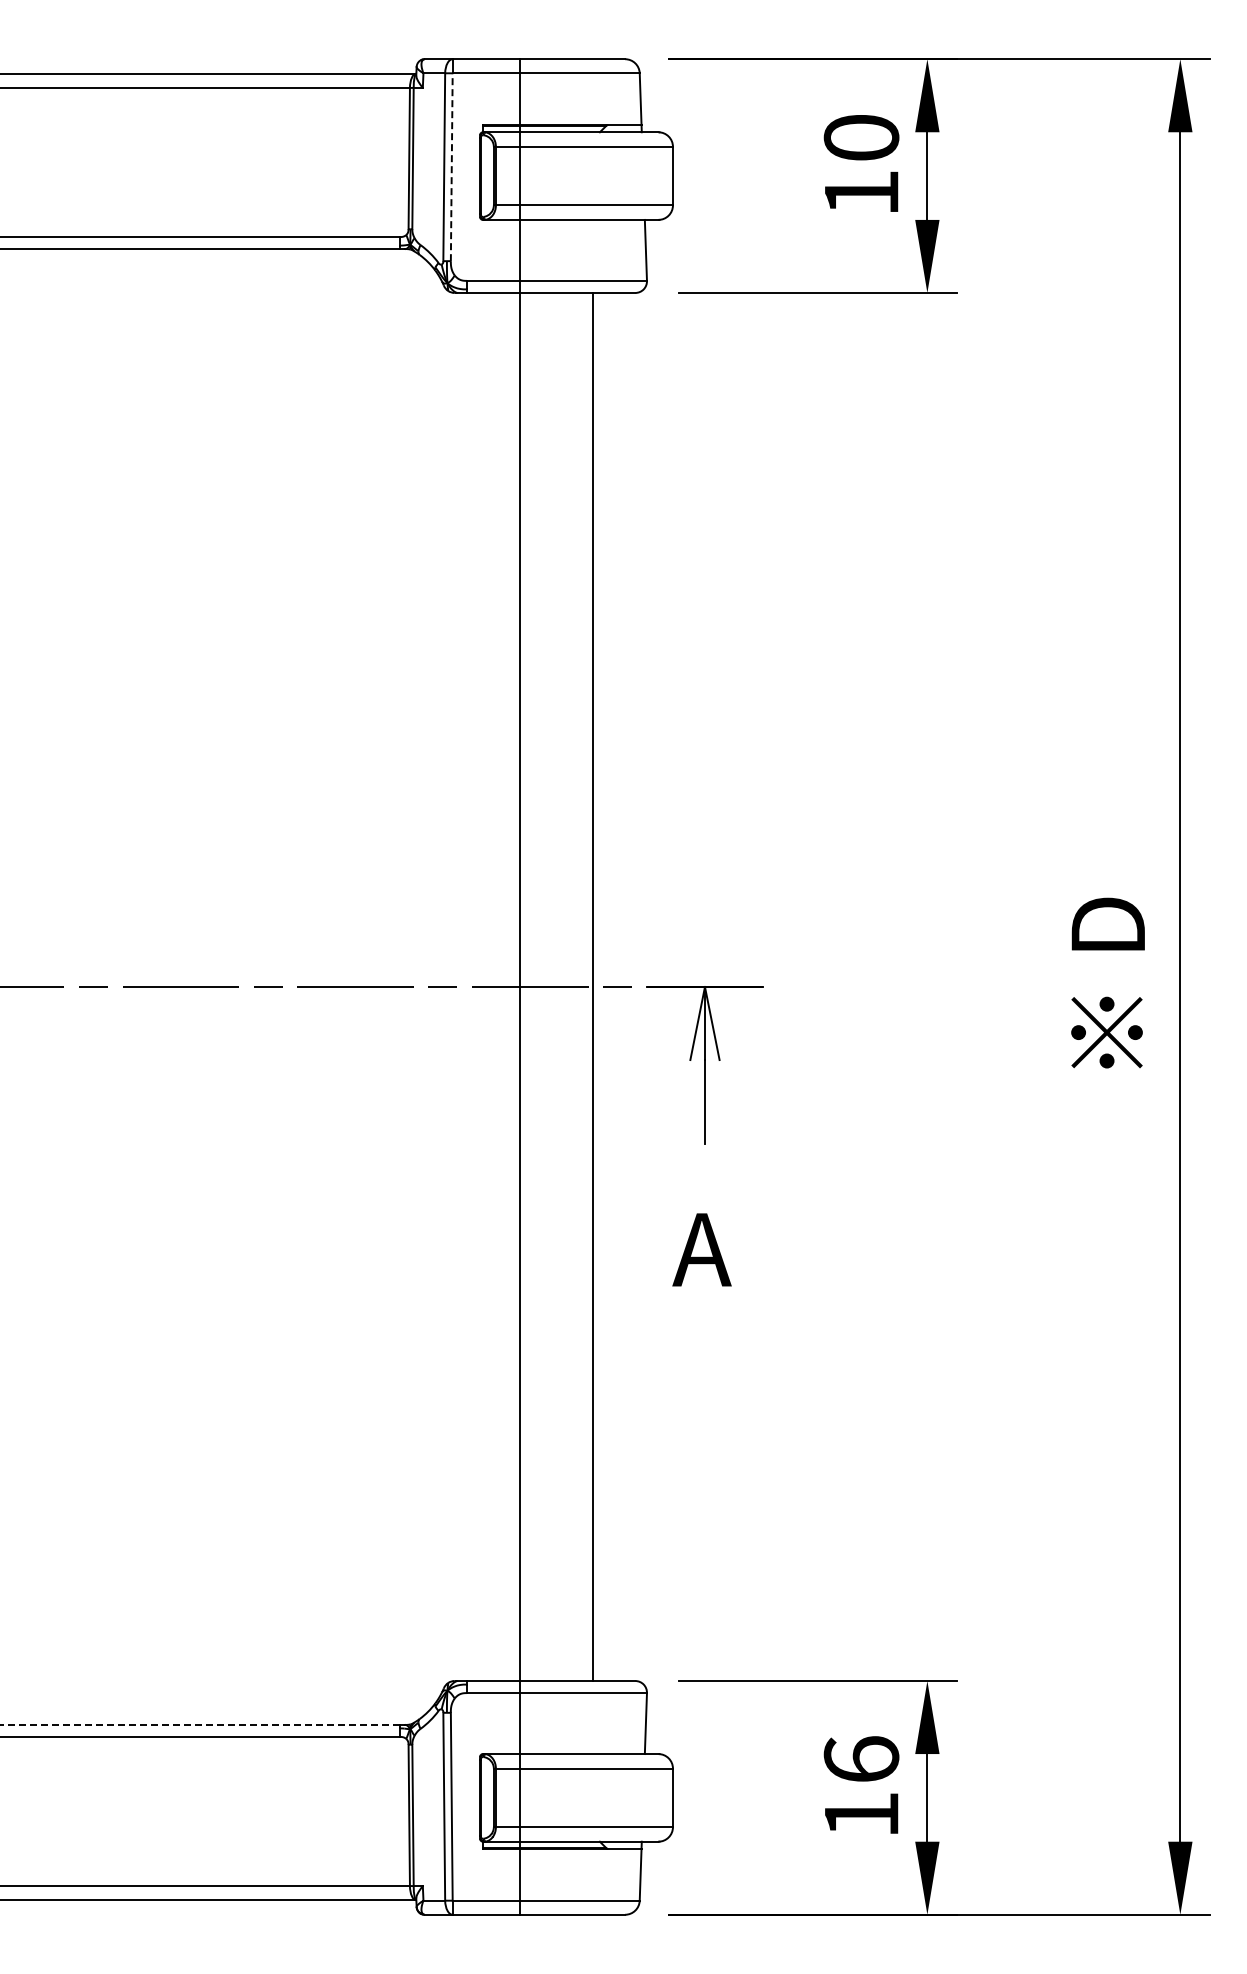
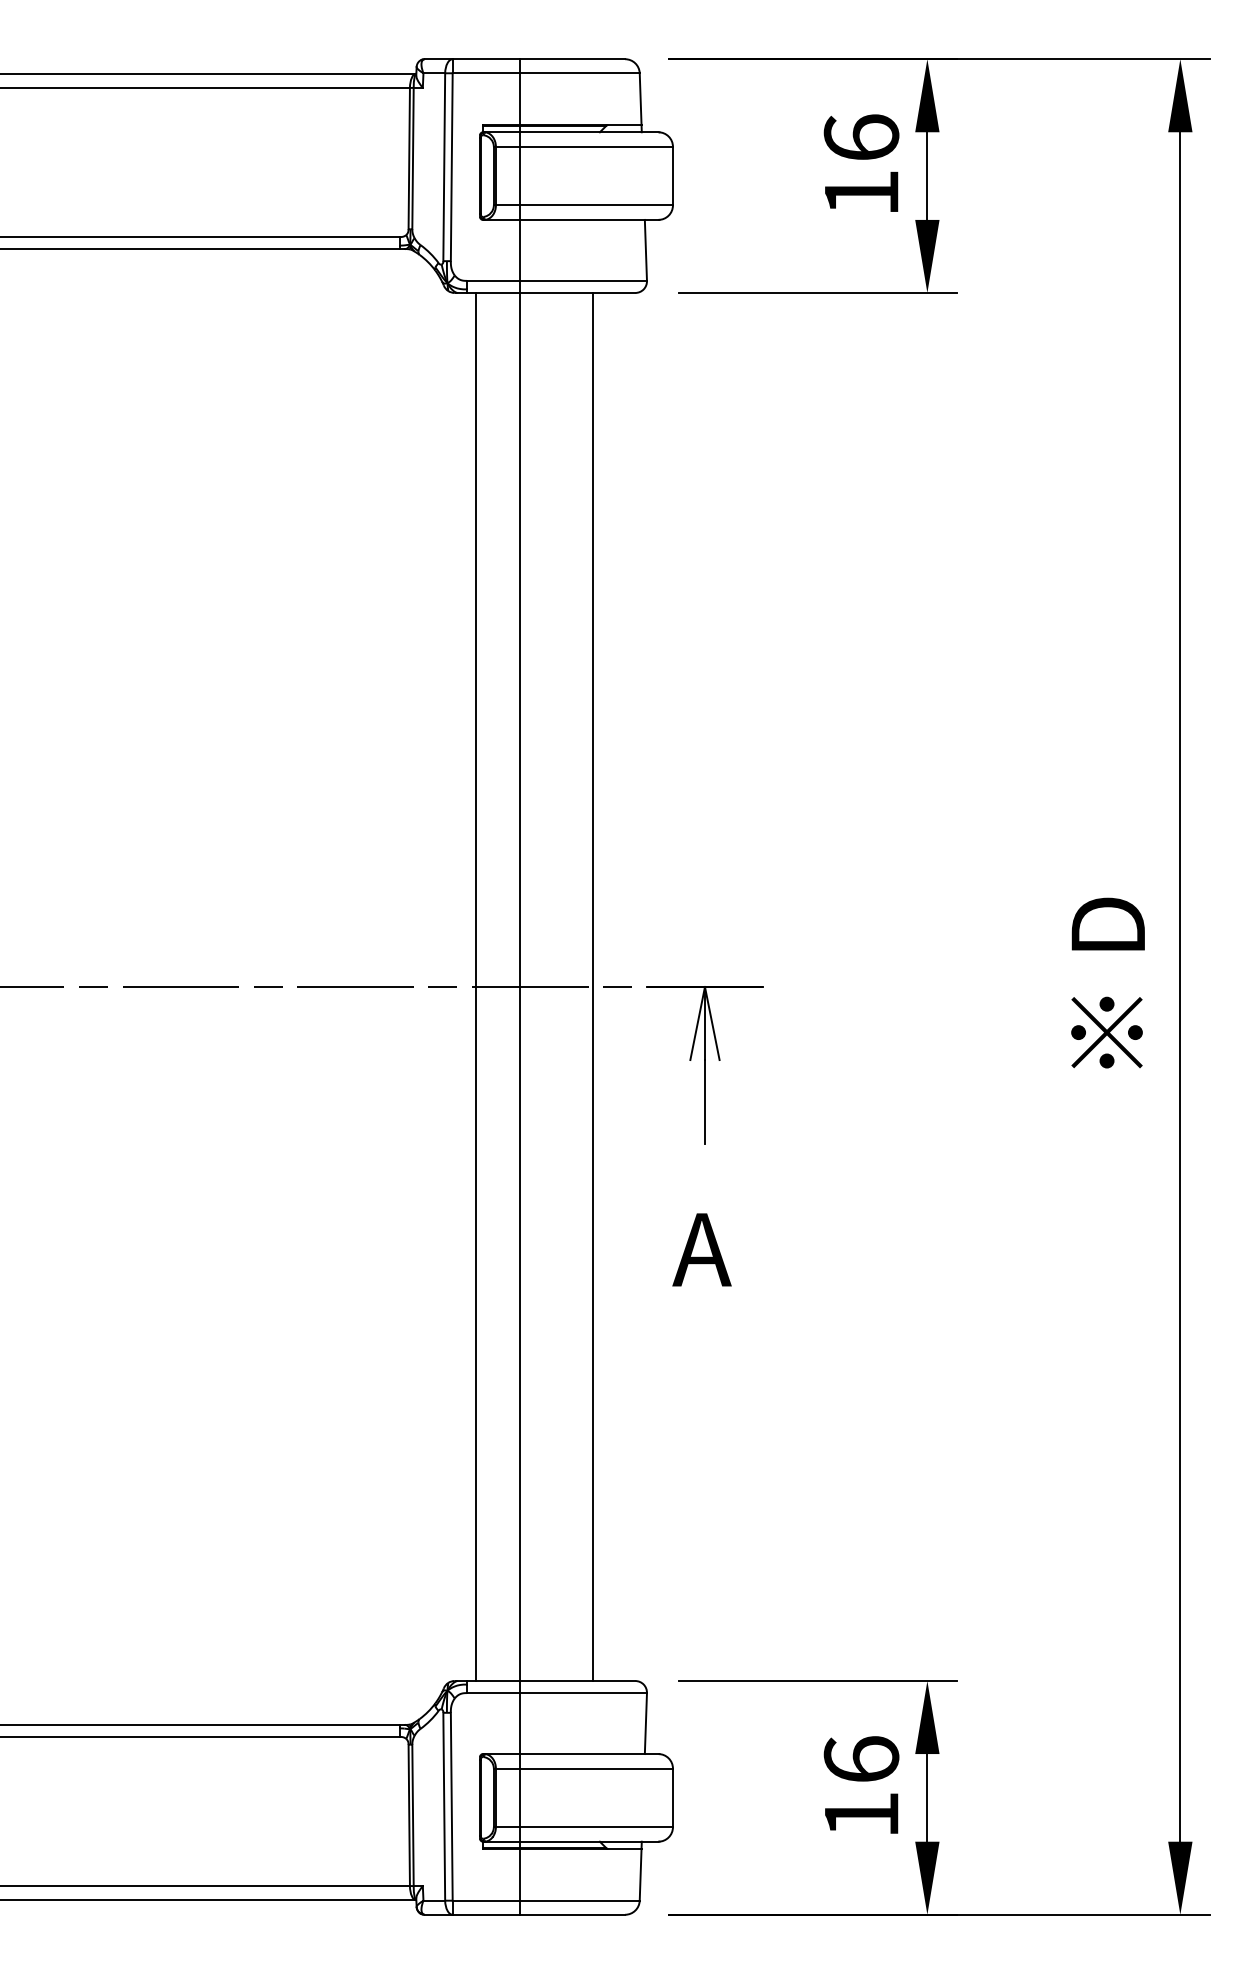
text: 10 -> 16 (861, 137)
line: dashed -> solid (451, 167)
line: none -> present (475, 986)
line: dashed -> solid (200, 1724)
